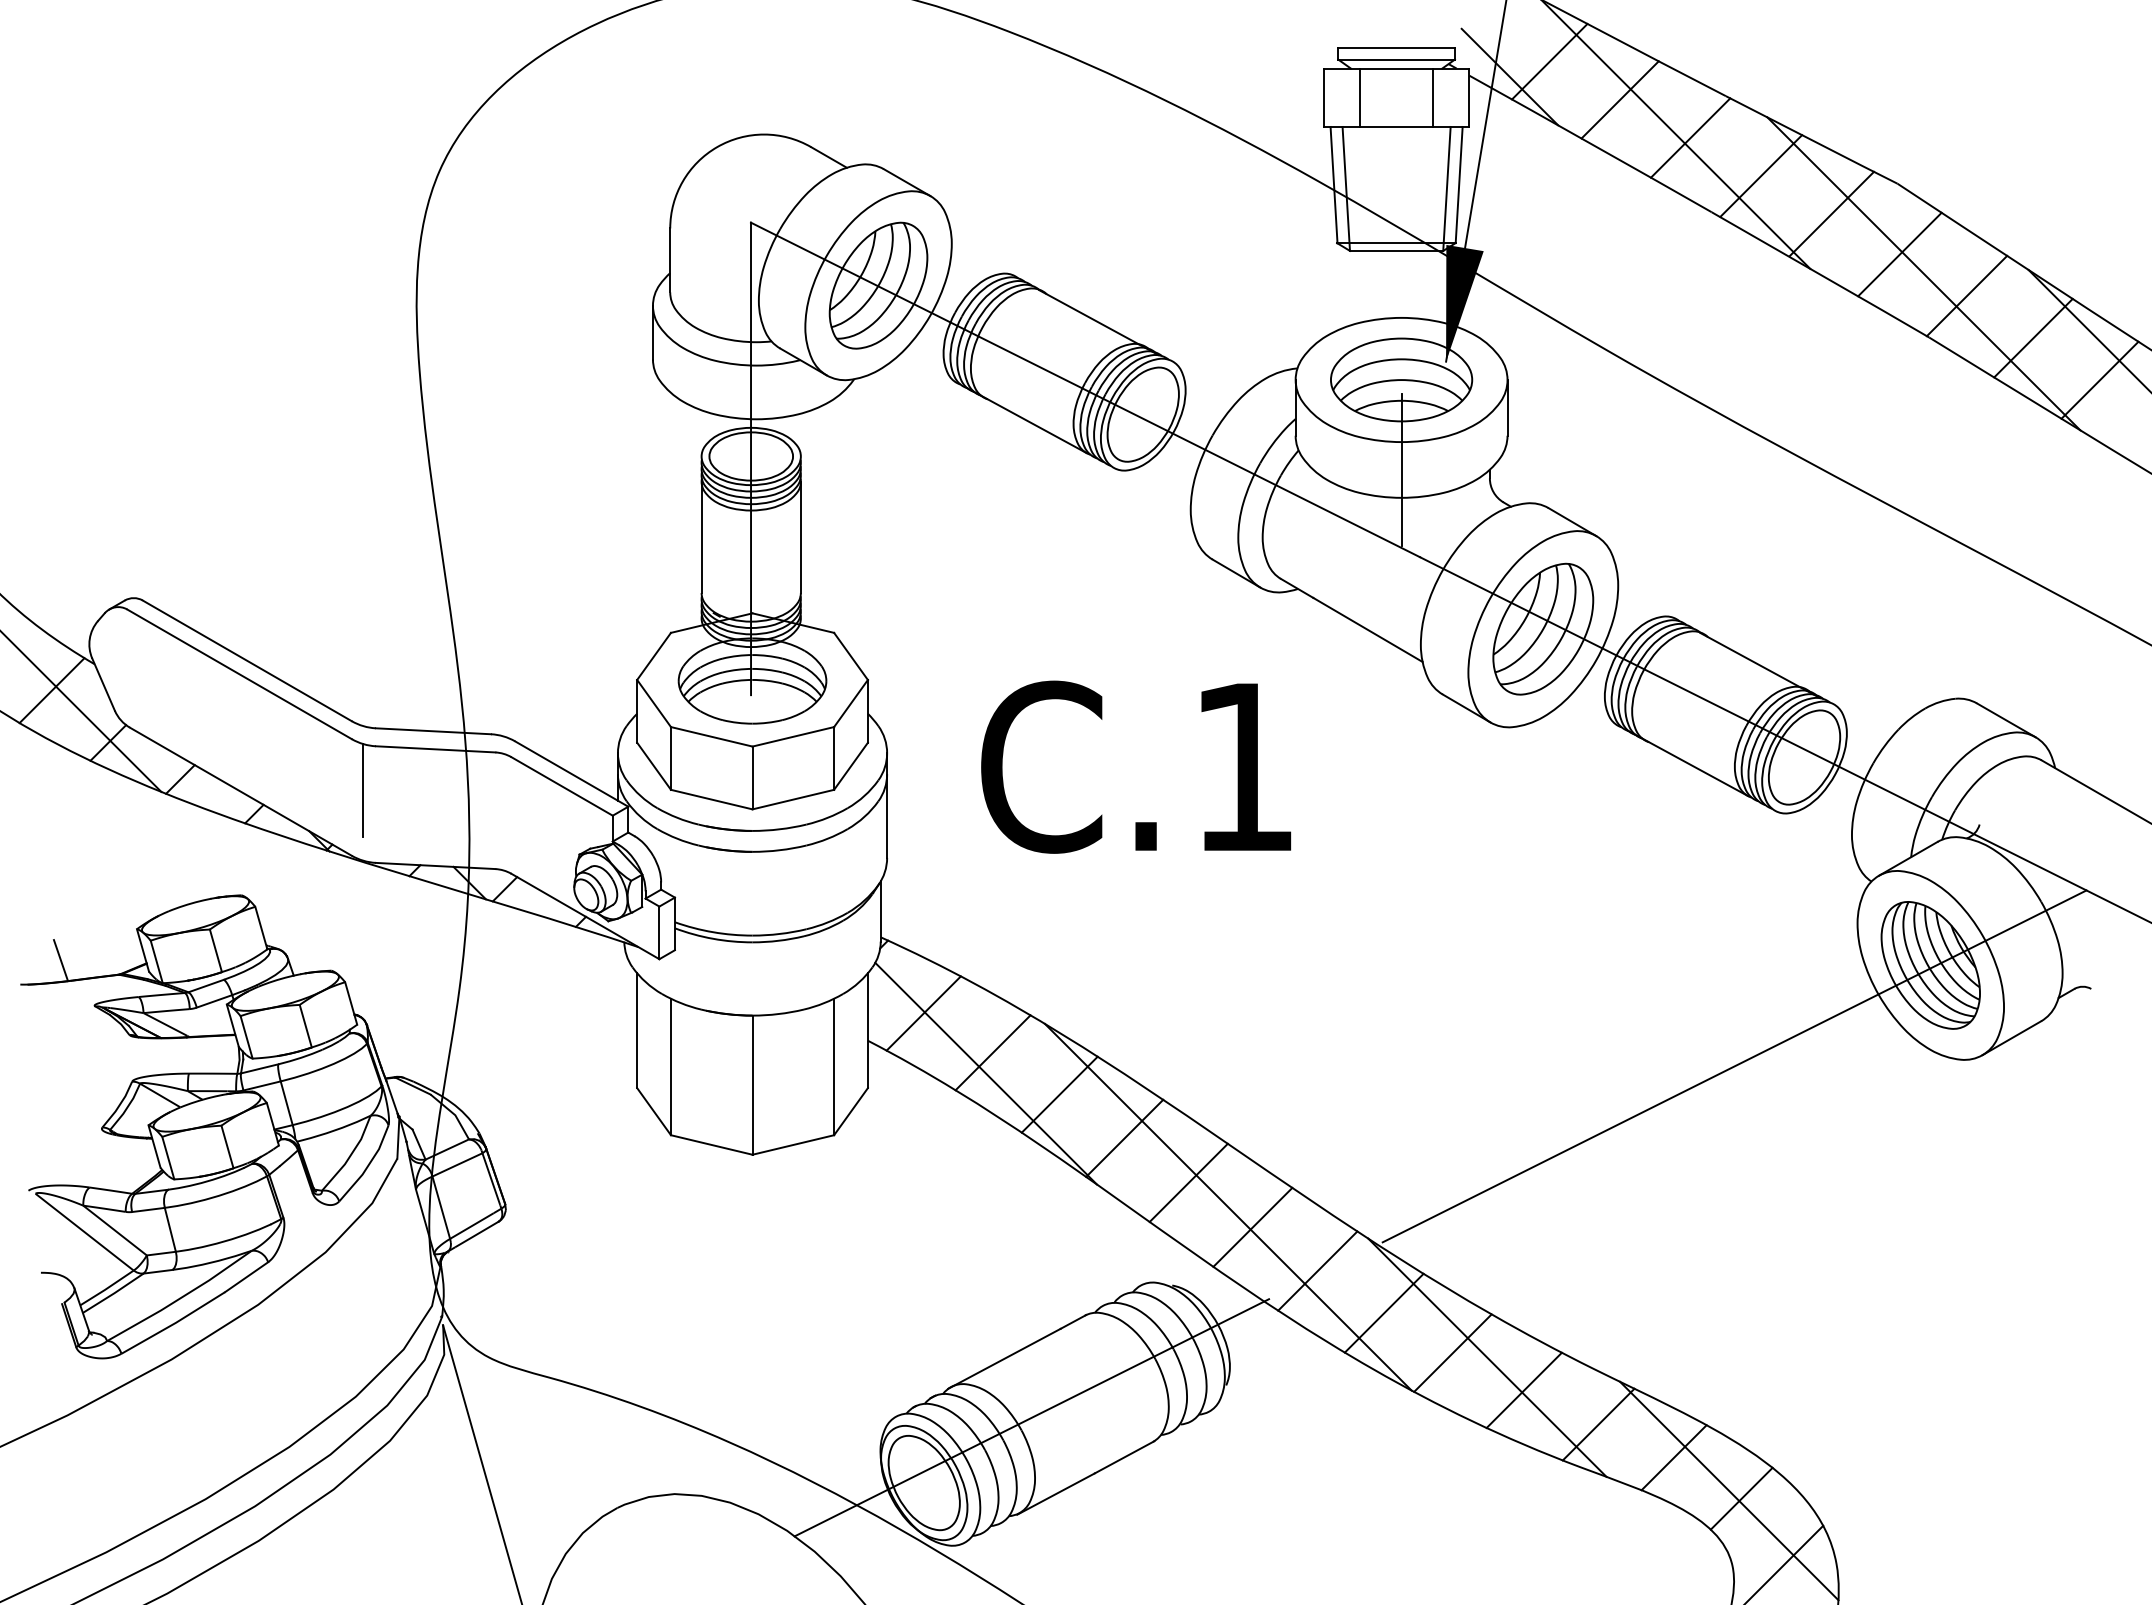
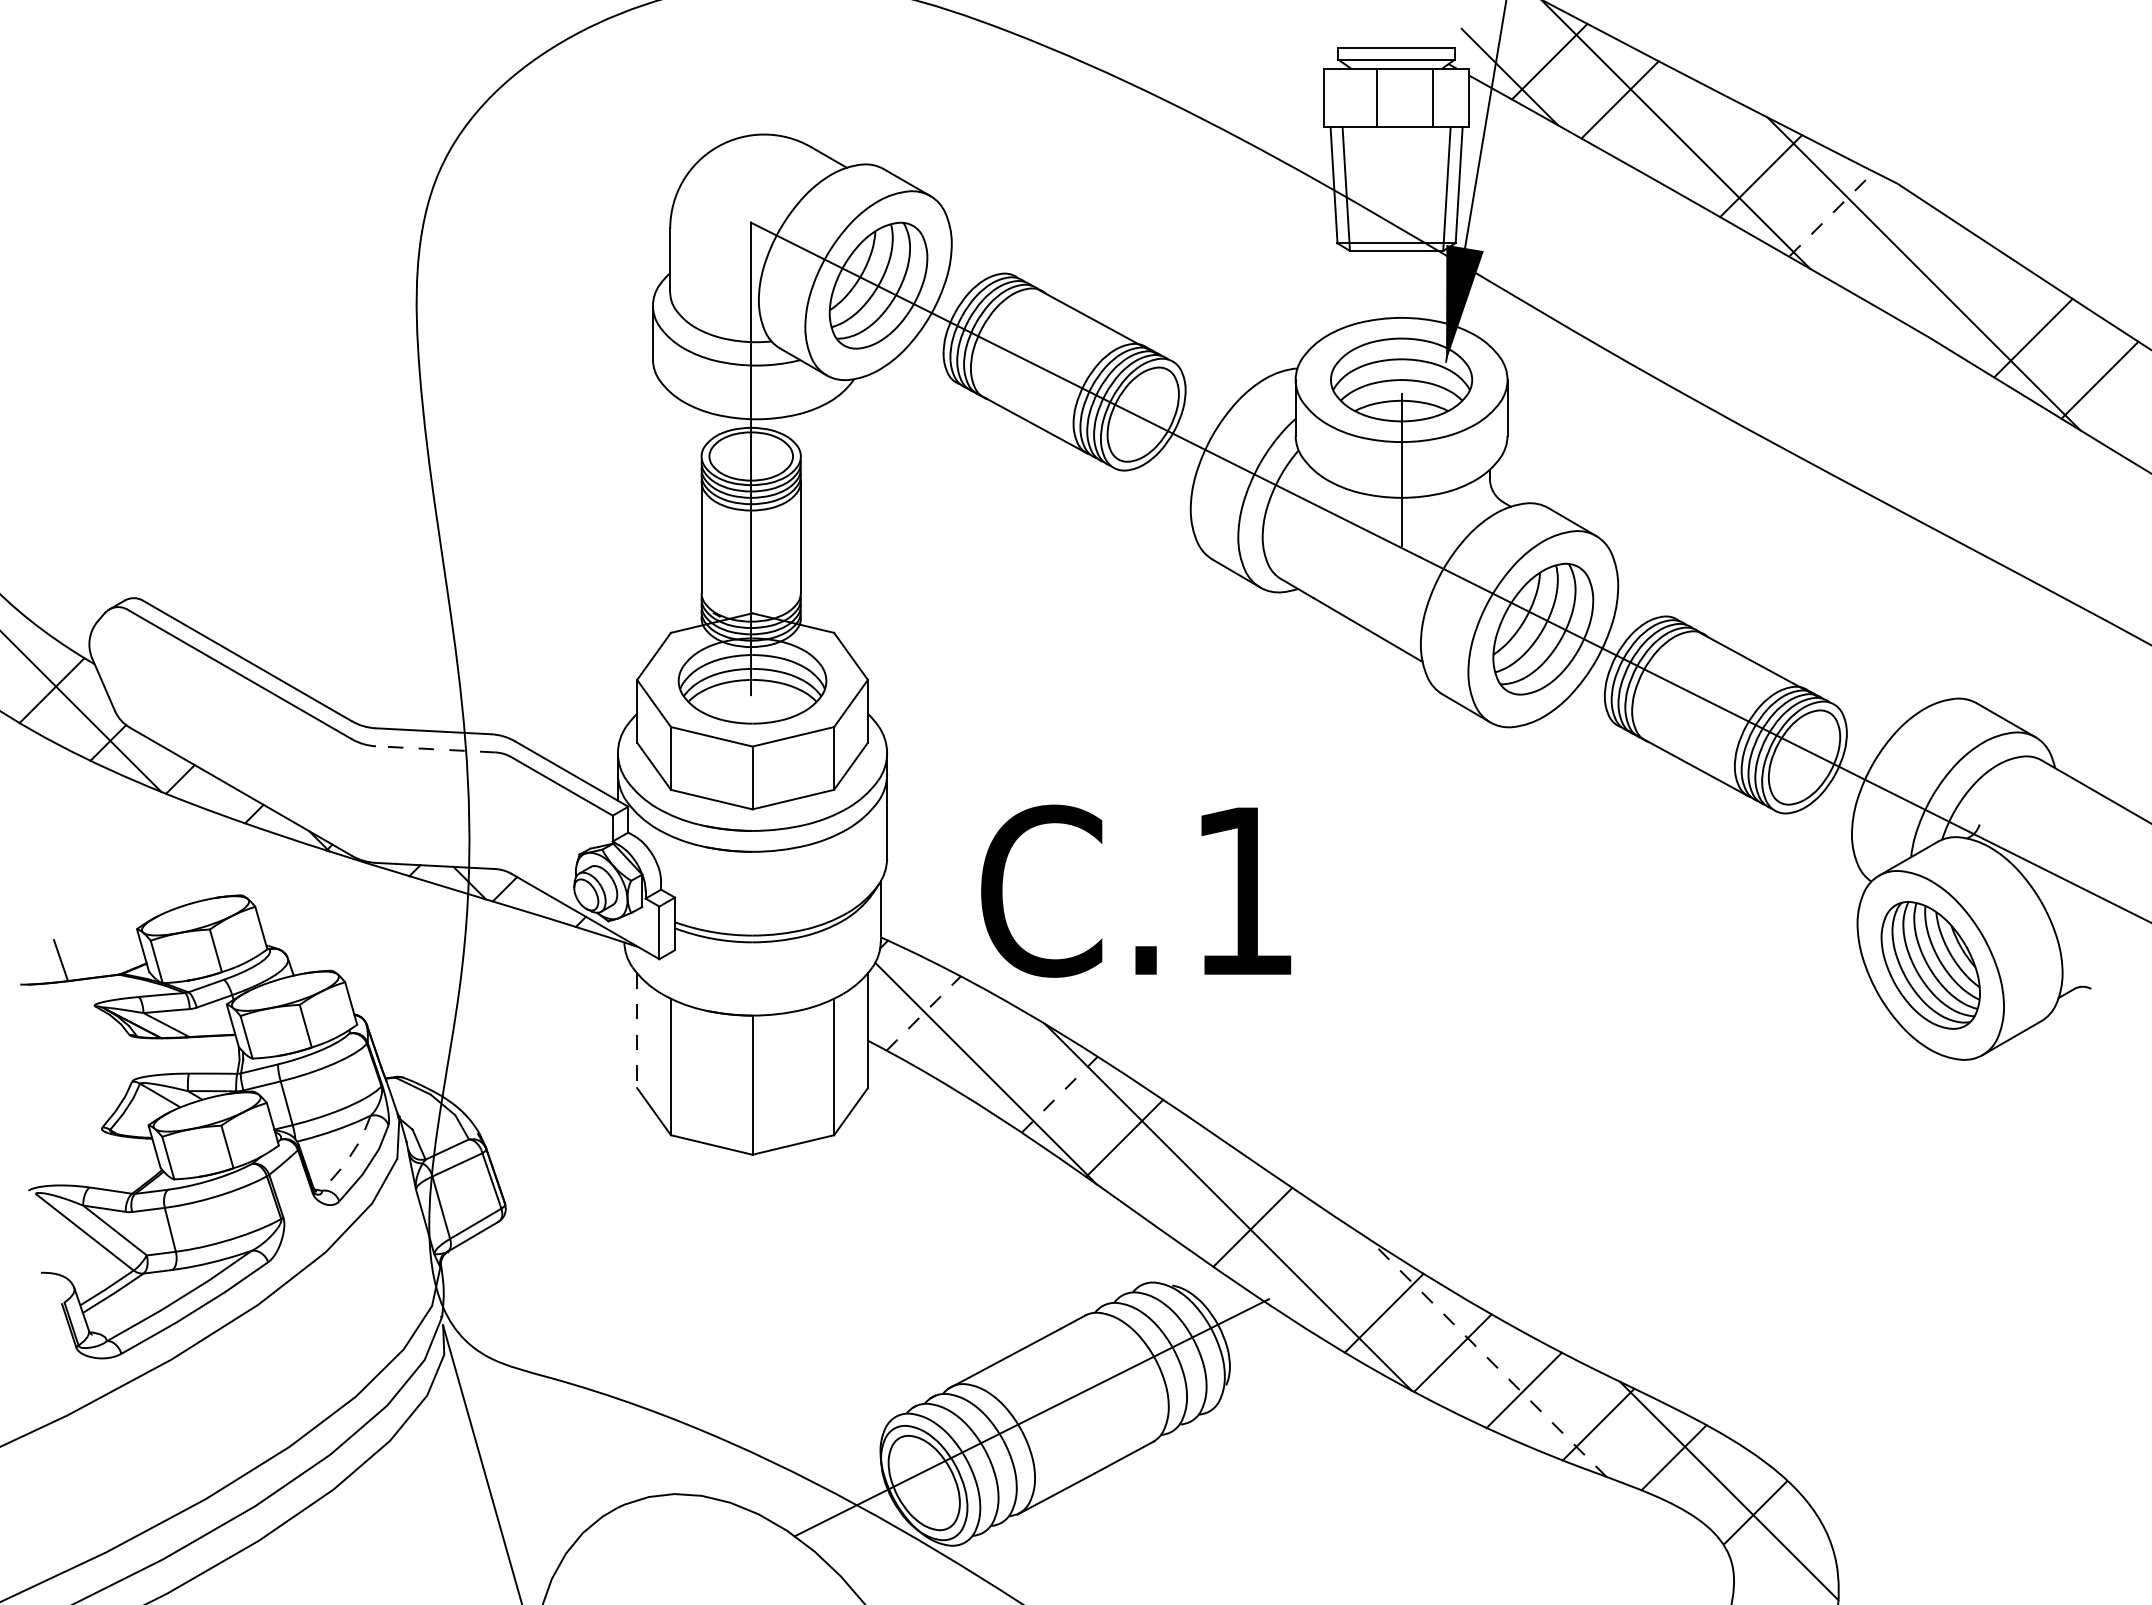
line position: (1360, 97) -> (1377, 97) (1377, 97)
line: present -> none (1690, 137)
line: solid -> dashed (1831, 213)
line: present -> none (1899, 254)
line: present -> none (1966, 295)
line: present -> none (2088, 330)
line: solid -> dashed (435, 749)
text position: (1136, 766) -> (1136, 890) (1136, 890)
line: present -> none (363, 790)
line: solid -> dashed (924, 1013)
line: solid -> dashed (637, 1031)
line: present -> none (992, 1052)
line: present -> none (1734, 1066)
line: solid -> dashed (1059, 1094)
line: solid -> dashed (350, 1155)
line: present -> none (1188, 1182)
line: present -> none (1317, 1270)
line: solid -> dashed (1487, 1357)
line position: (1741, 1498) -> (1755, 1512) (1755, 1512)
line: present -> none (1785, 1563)
